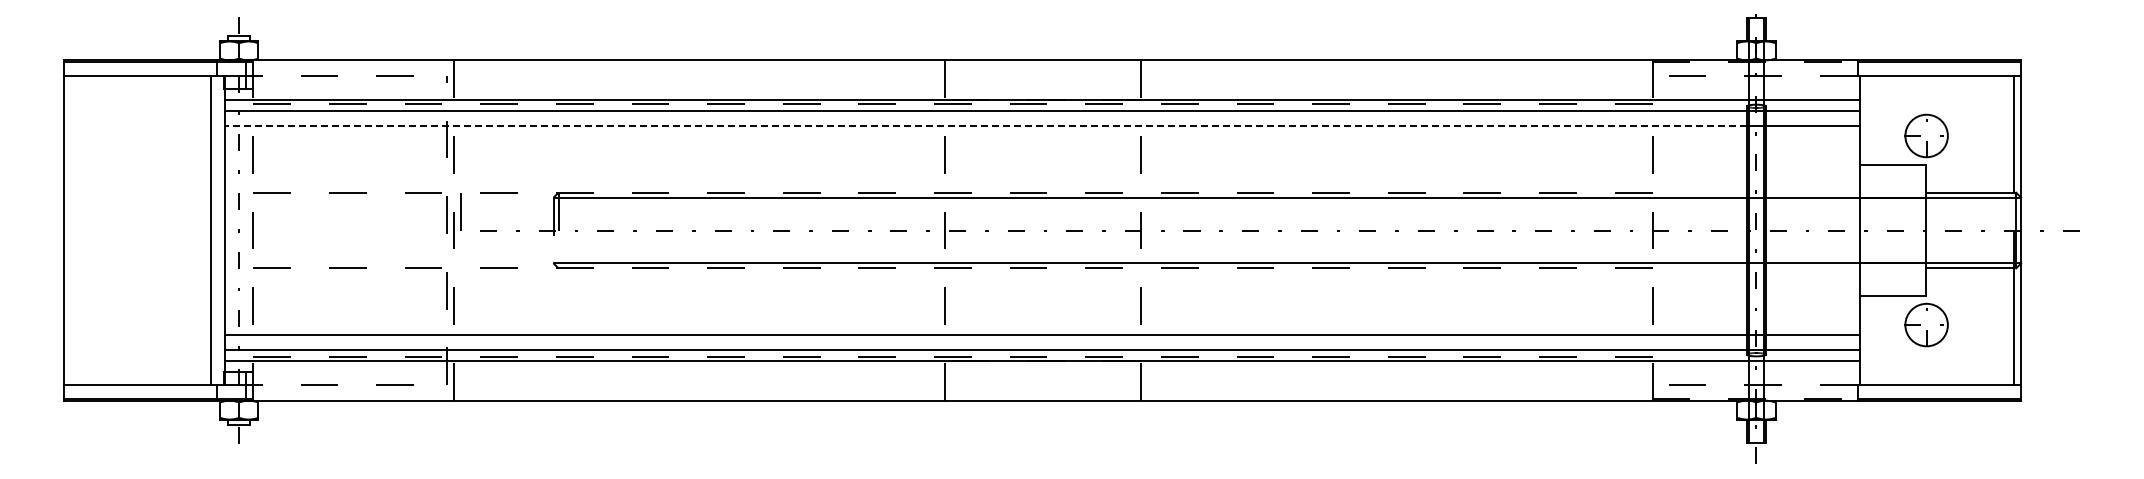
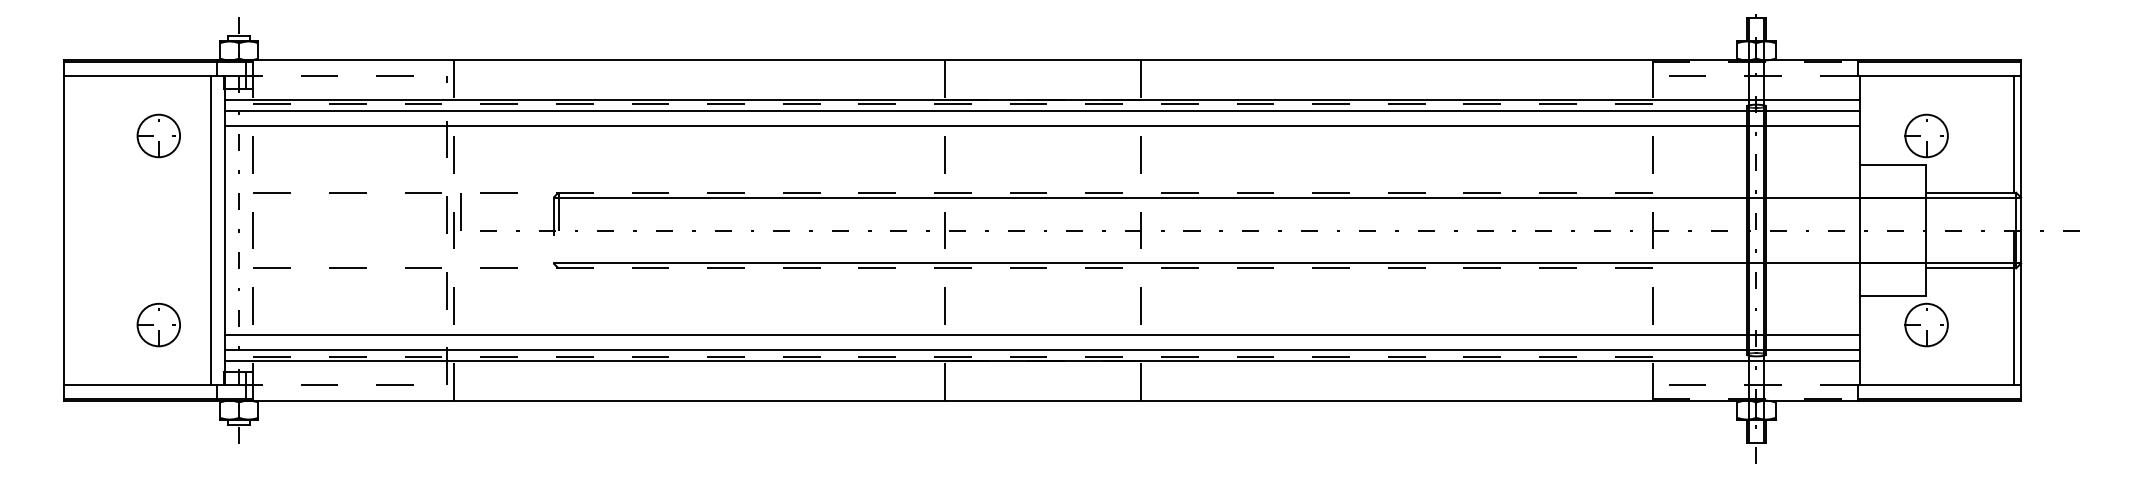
line: dashed -> solid (985, 125)
part: none -> present (158, 135)
part: none -> present (158, 324)
